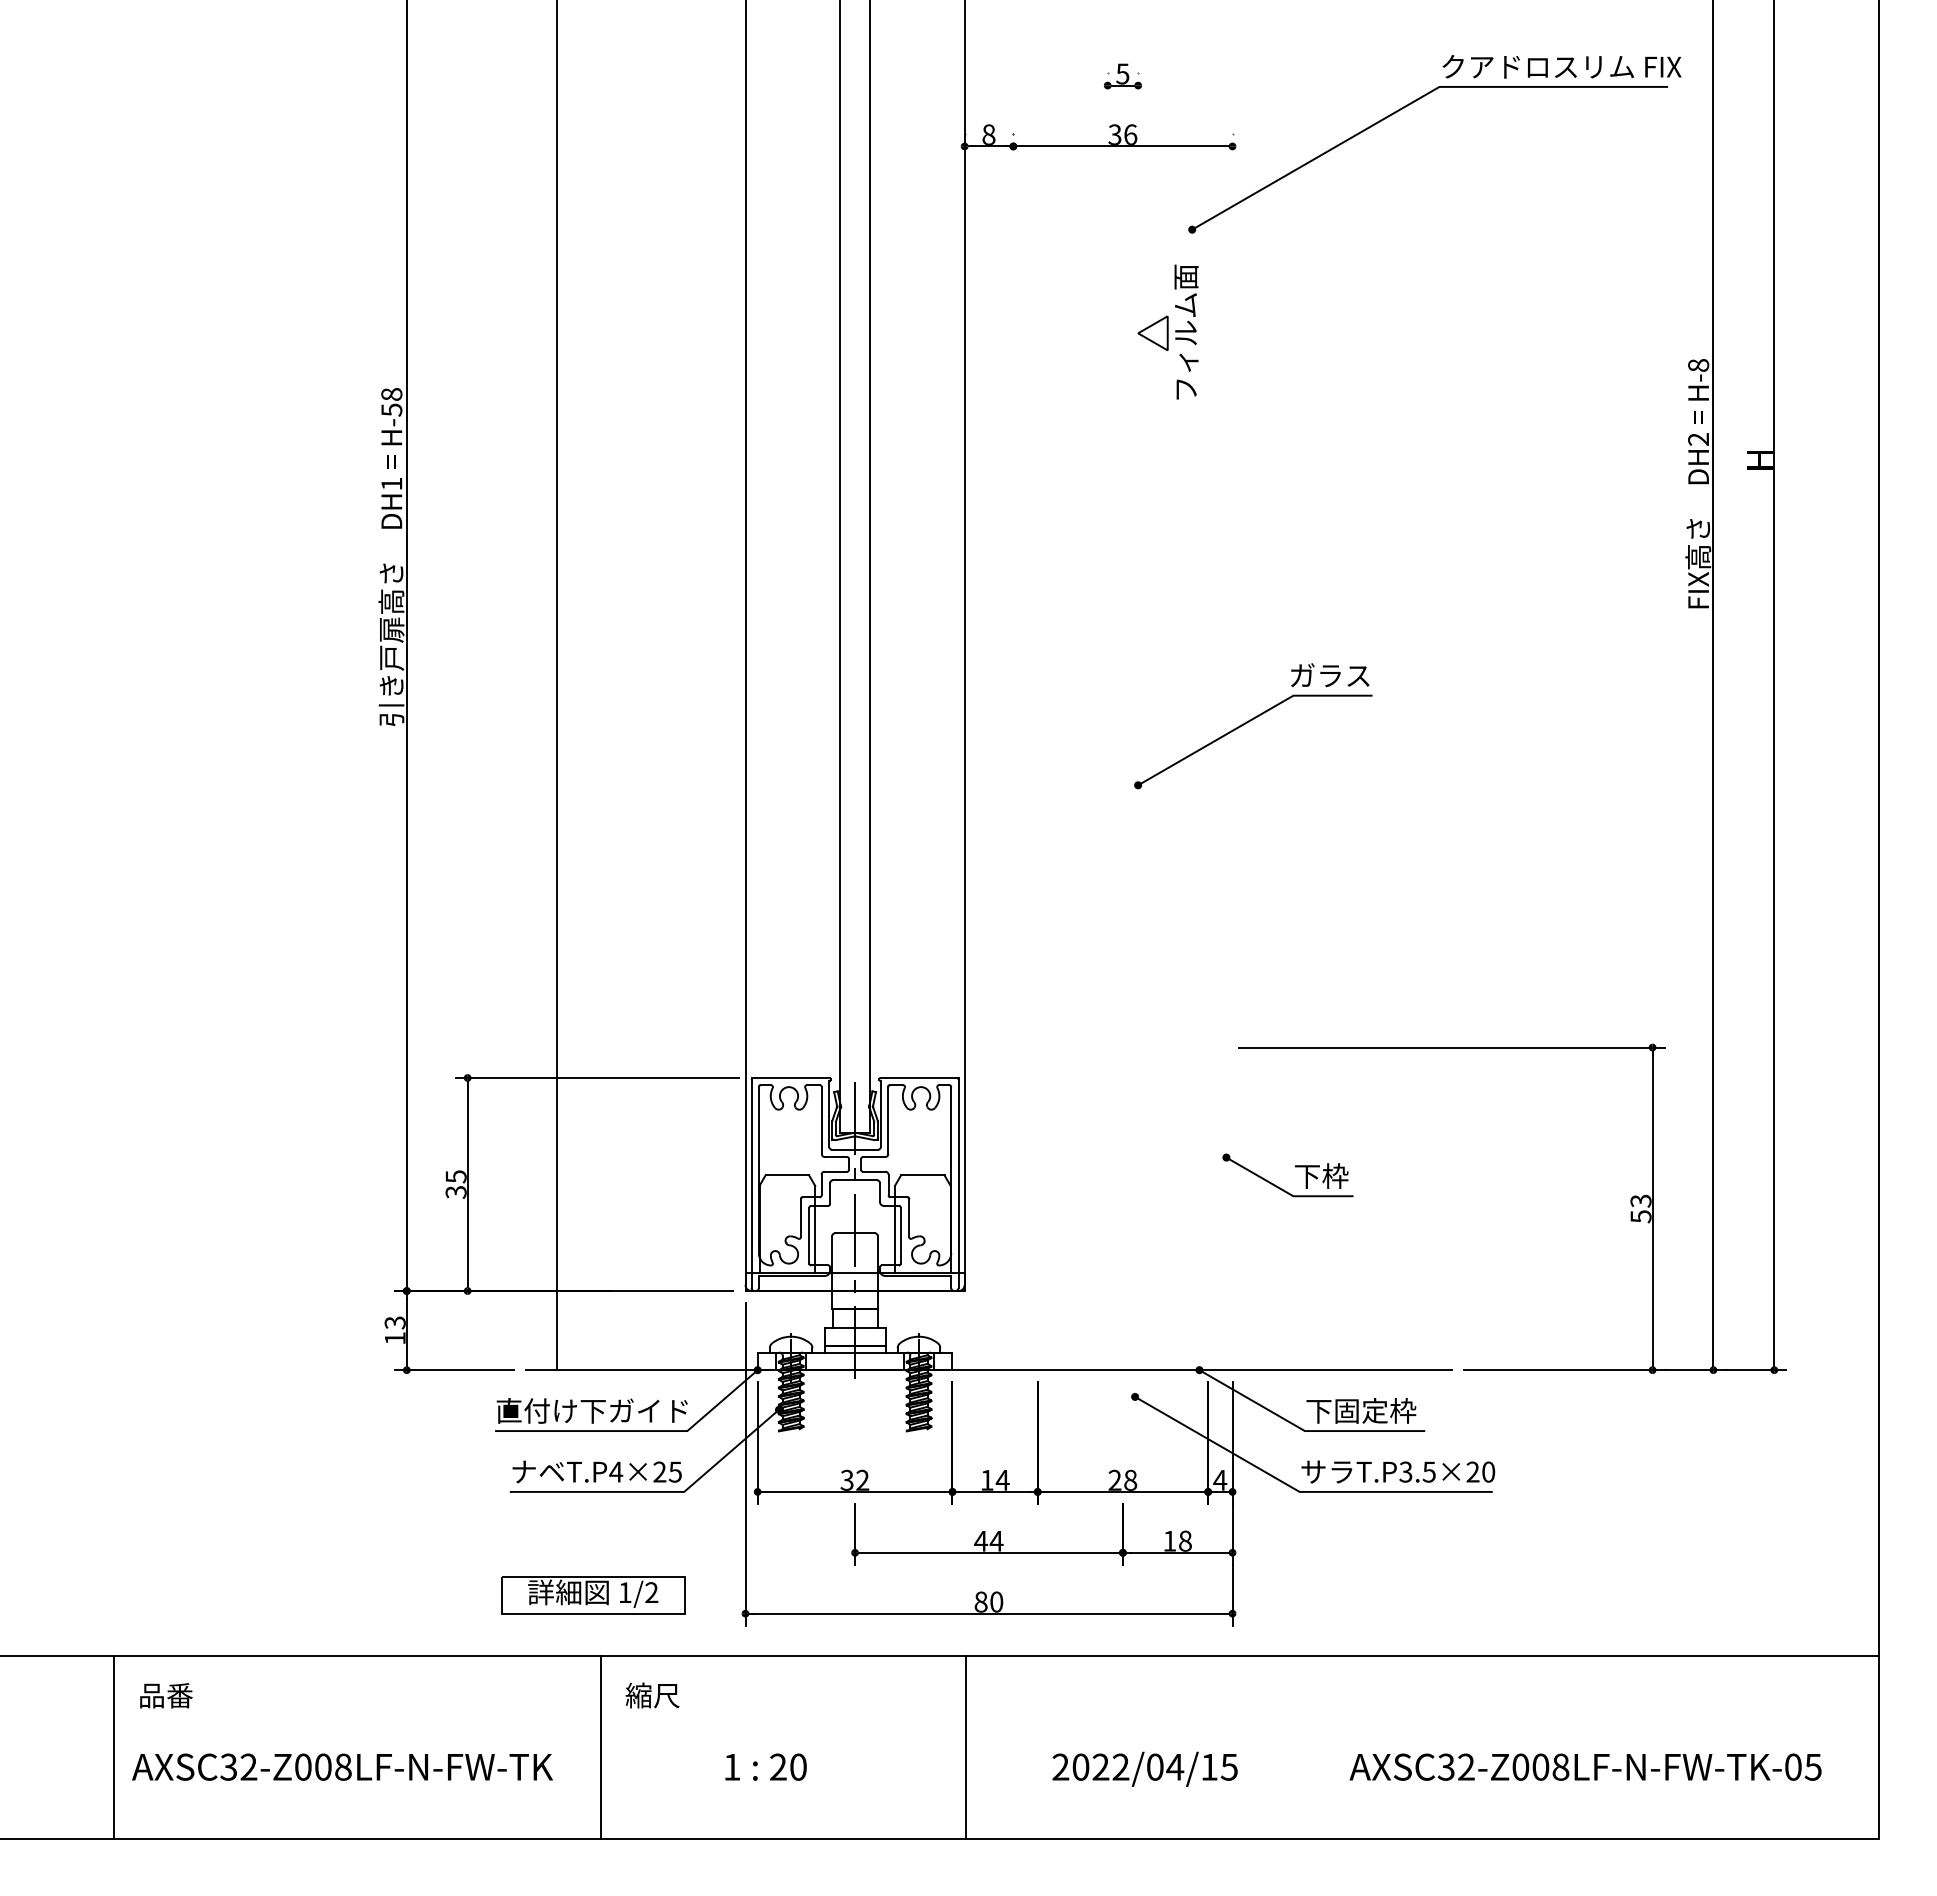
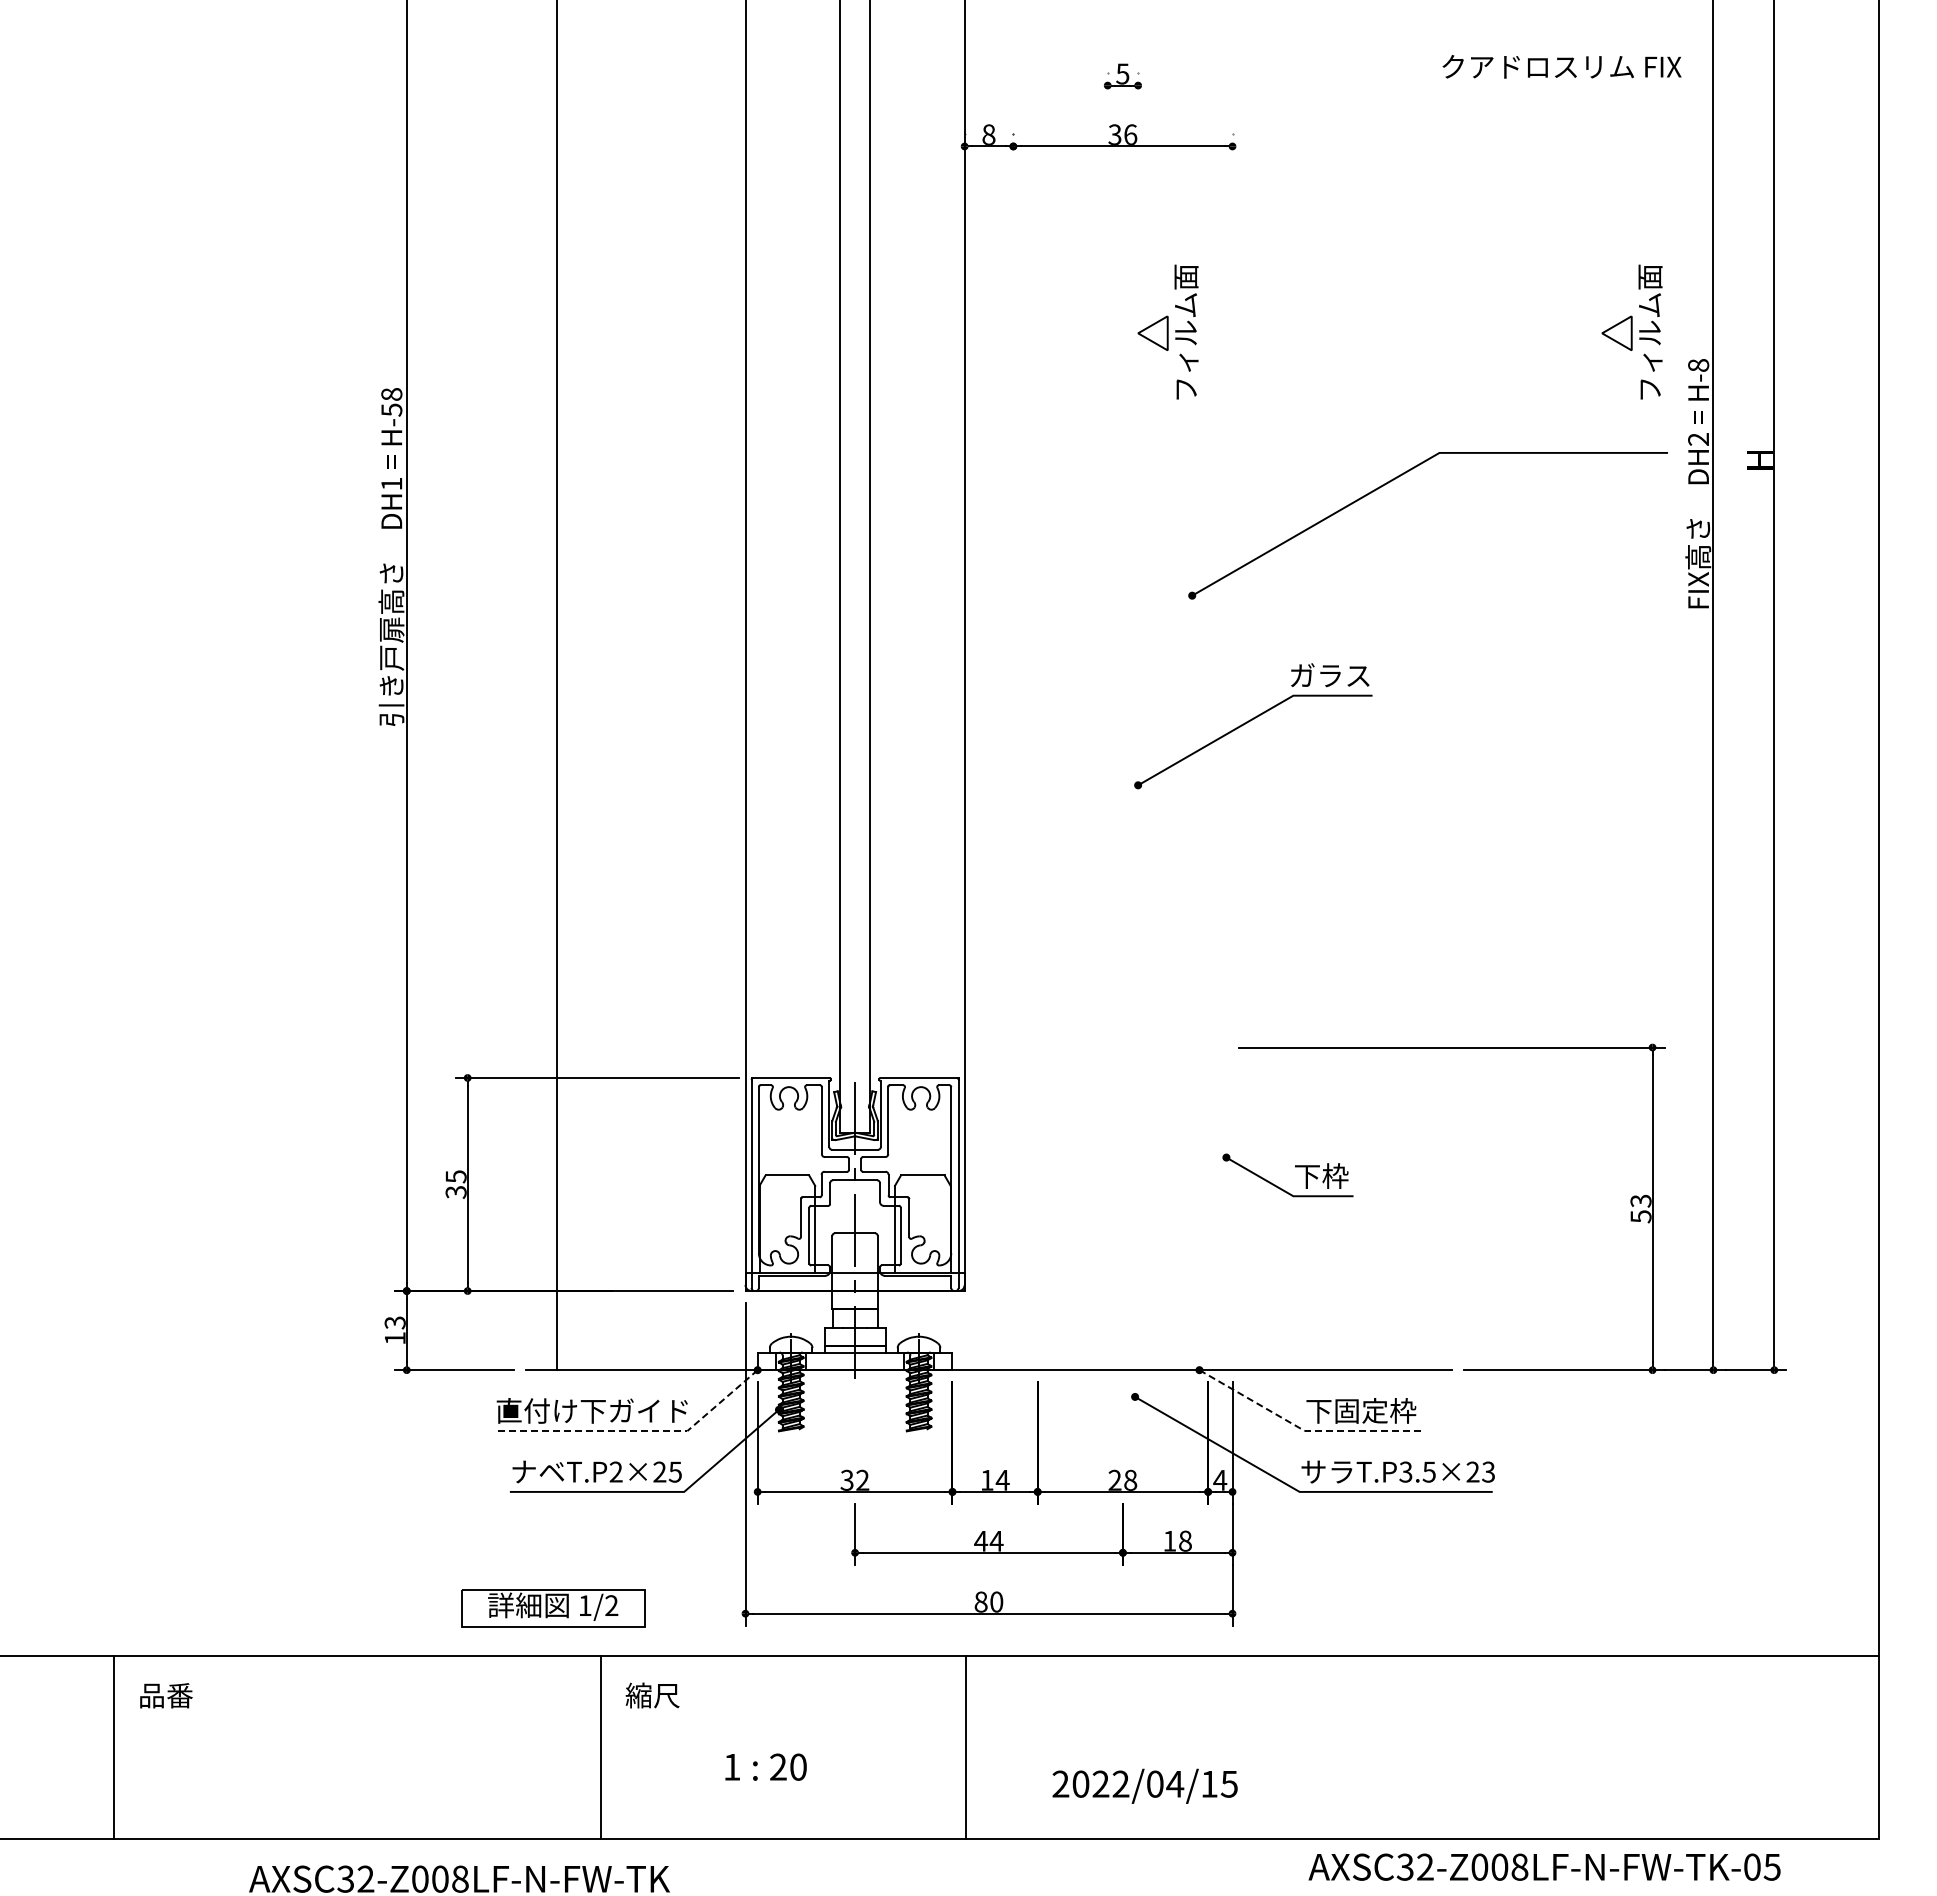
part position: (1399, 111) -> (1399, 477) (1399, 477)
part: none -> present (1631, 331)
line: solid -> dashed (637, 1431)
line: solid -> dashed (1304, 1431)
text: T.P4×25 -> T.P2×25 (616, 1471)
text: T.P3.5×20 -> T.P3.5×23 (1488, 1471)
part position: (593, 1595) -> (553, 1608) (553, 1608)
text position: (342, 1766) -> (459, 1878) (459, 1878)
text position: (1585, 1766) -> (1544, 1866) (1544, 1866)
text position: (1144, 1768) -> (1144, 1785) (1144, 1785)
